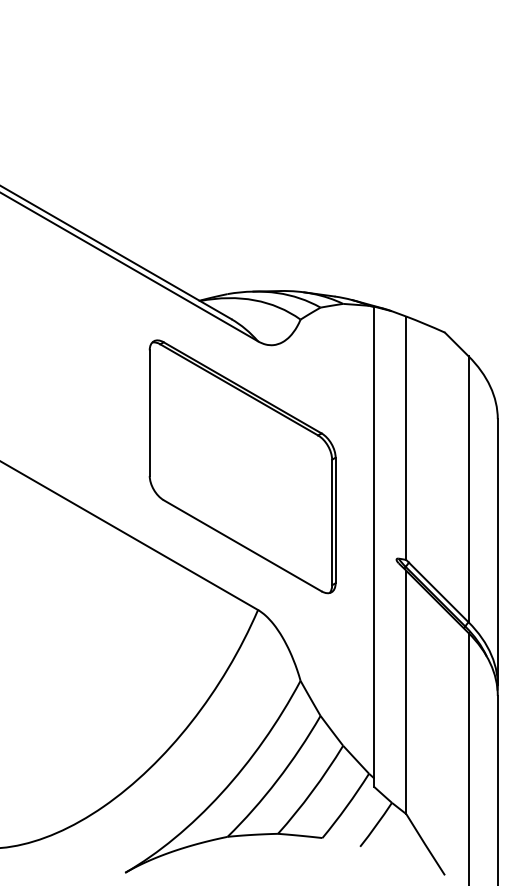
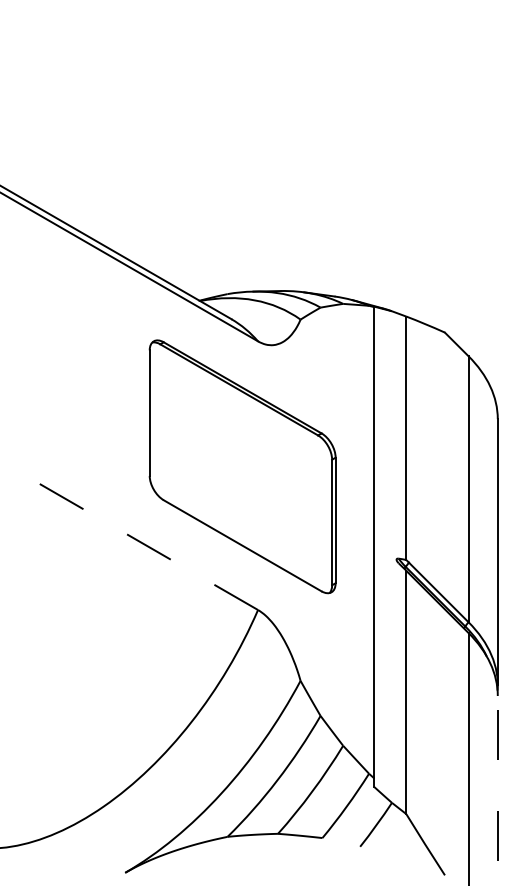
line: solid -> dashed (129, 535)
line: solid -> dashed (497, 790)
